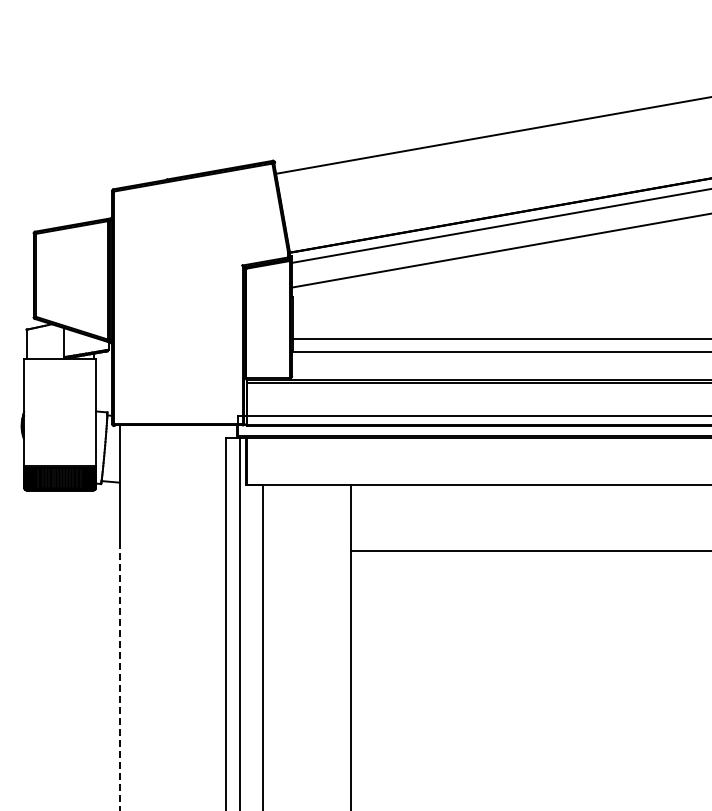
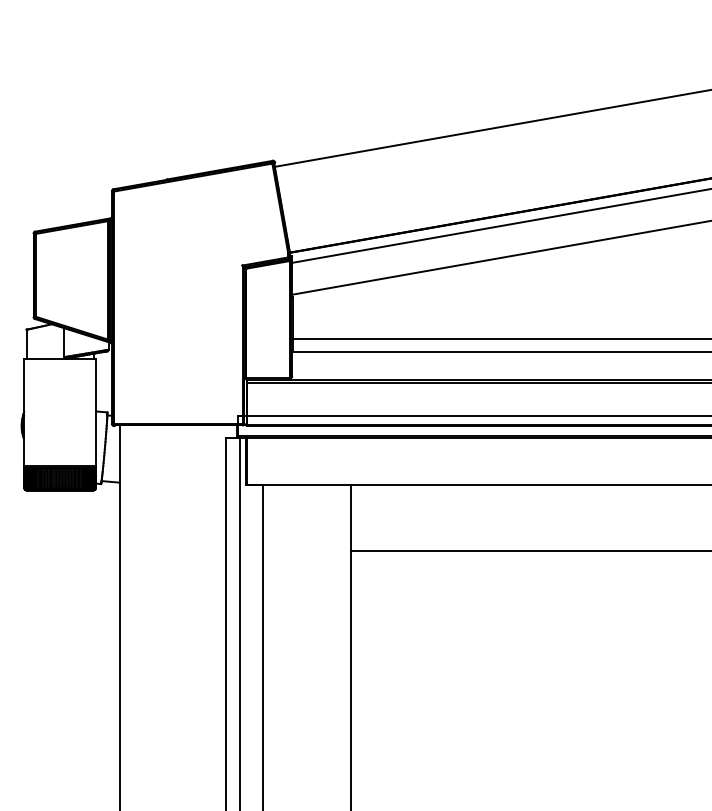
line position: (491, 135) -> (491, 128) (491, 128)
line position: (499, 250) -> (499, 257) (499, 257)
line: dashed -> solid (119, 676)
